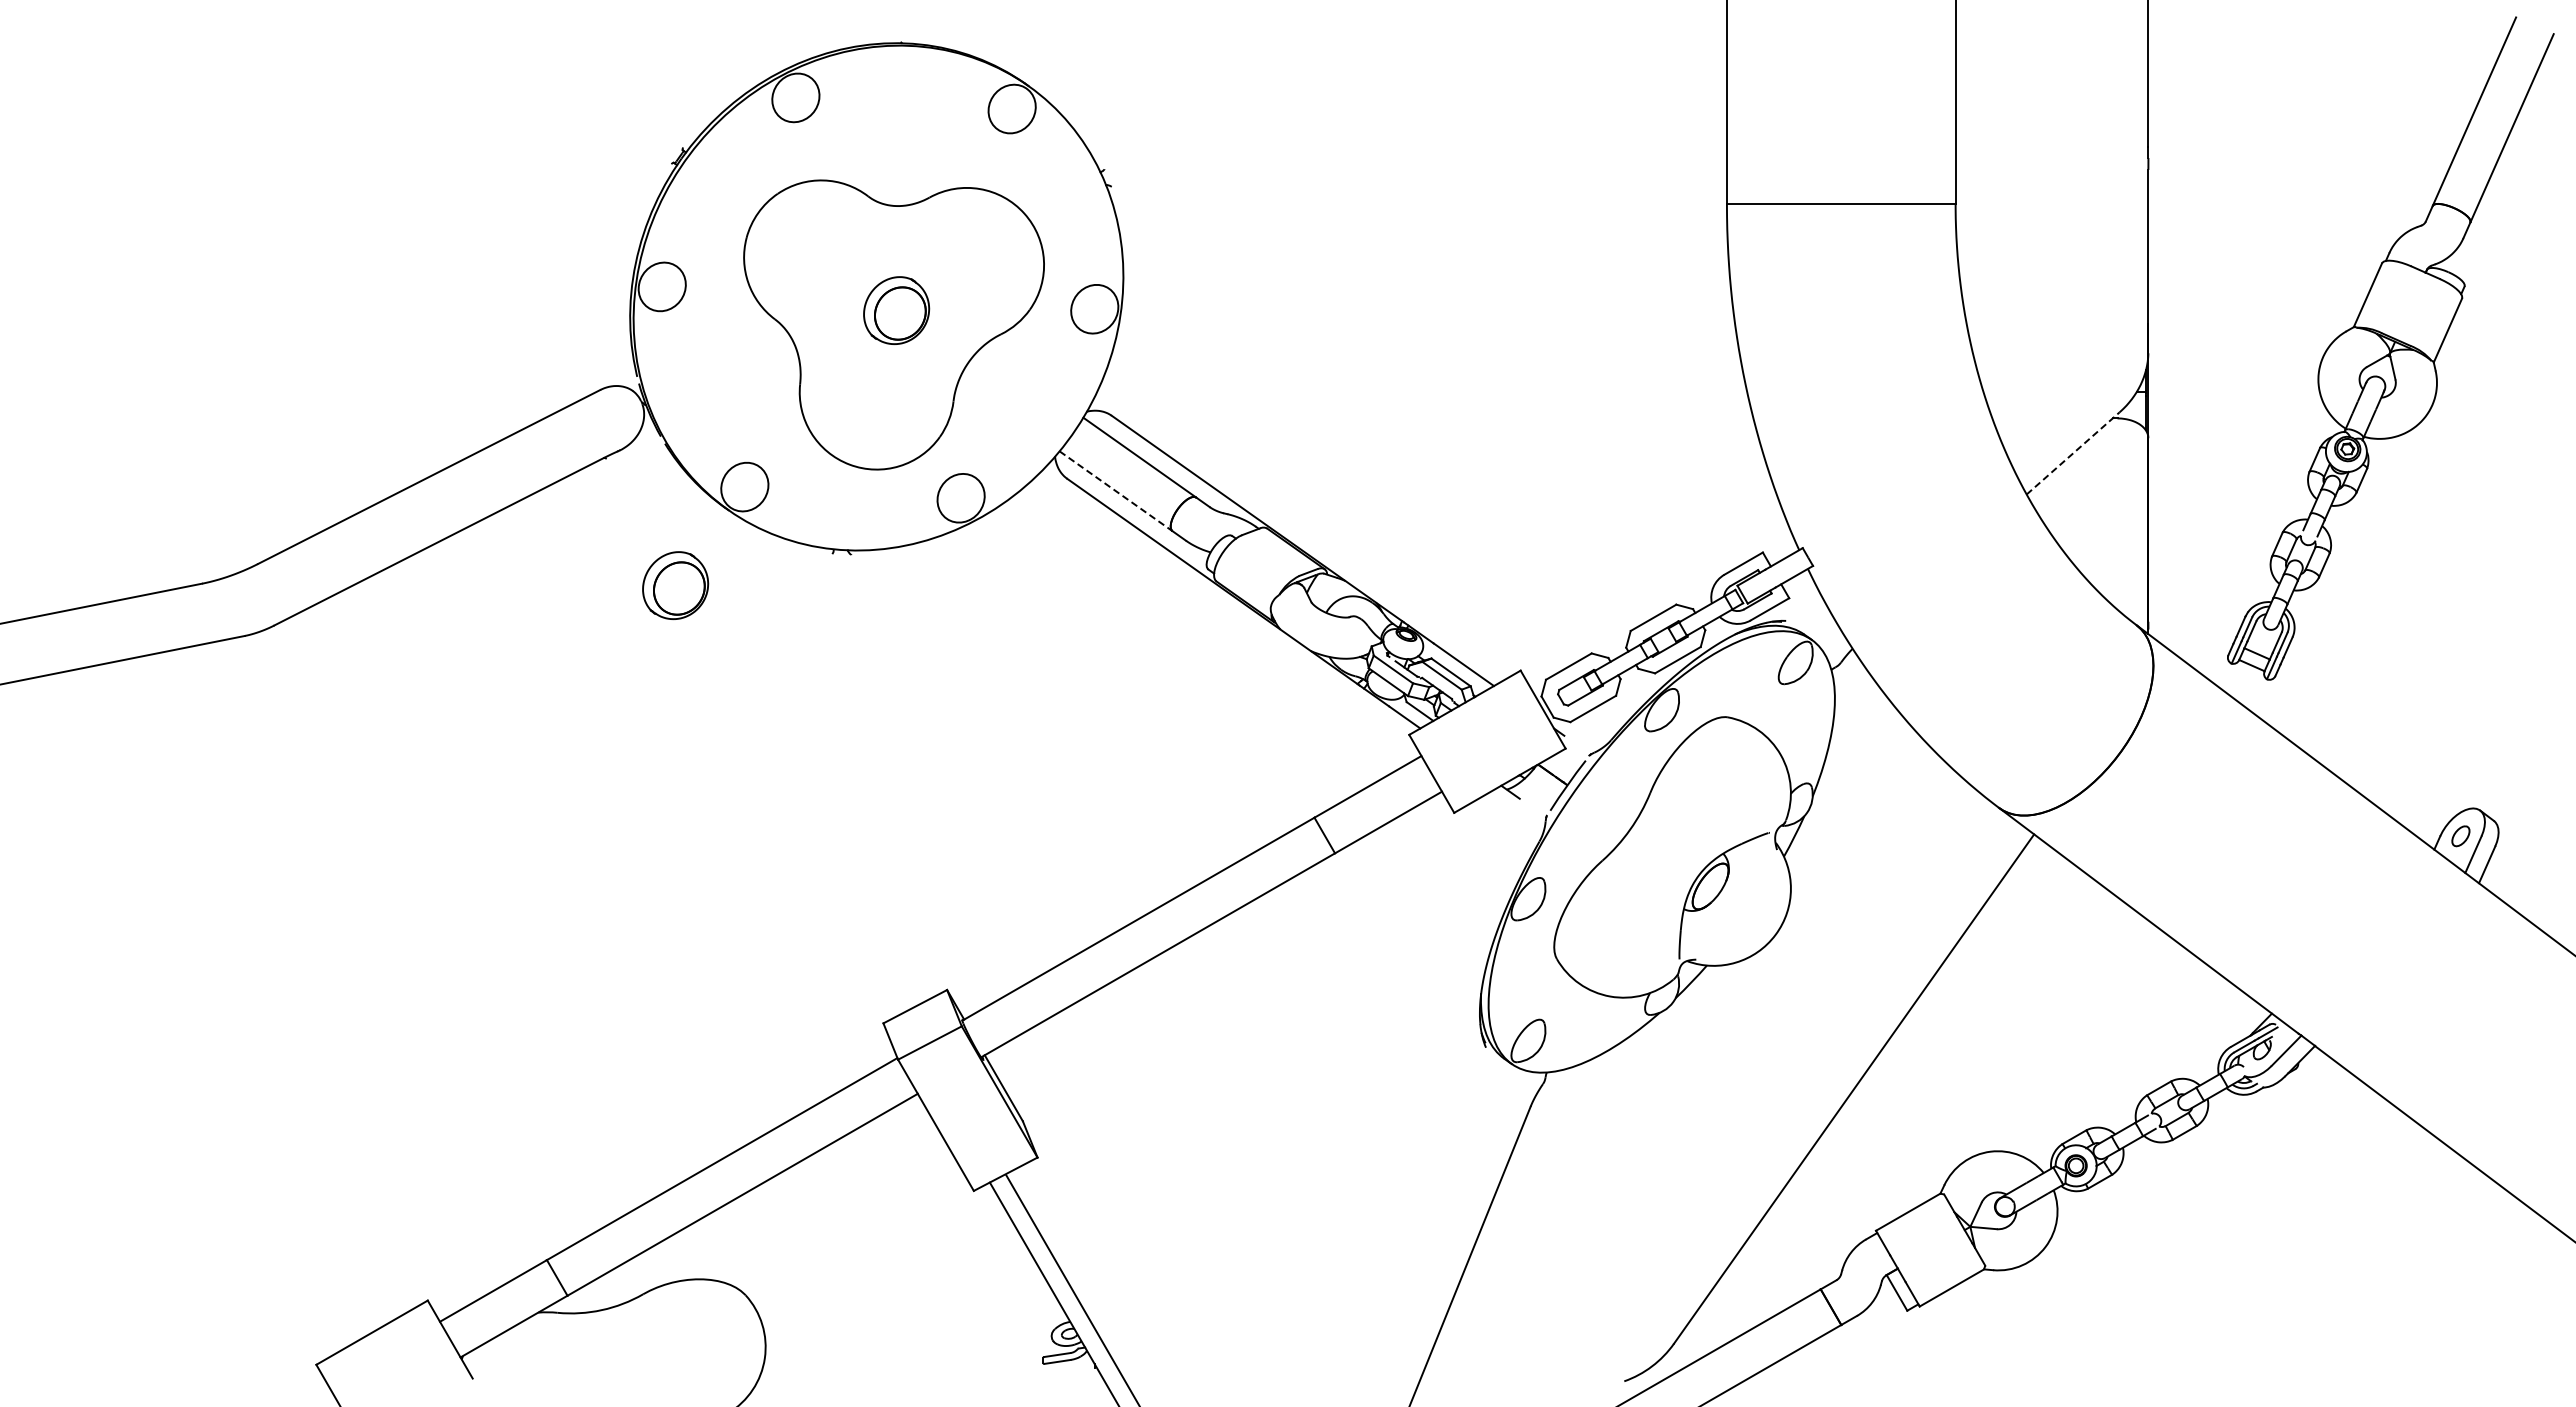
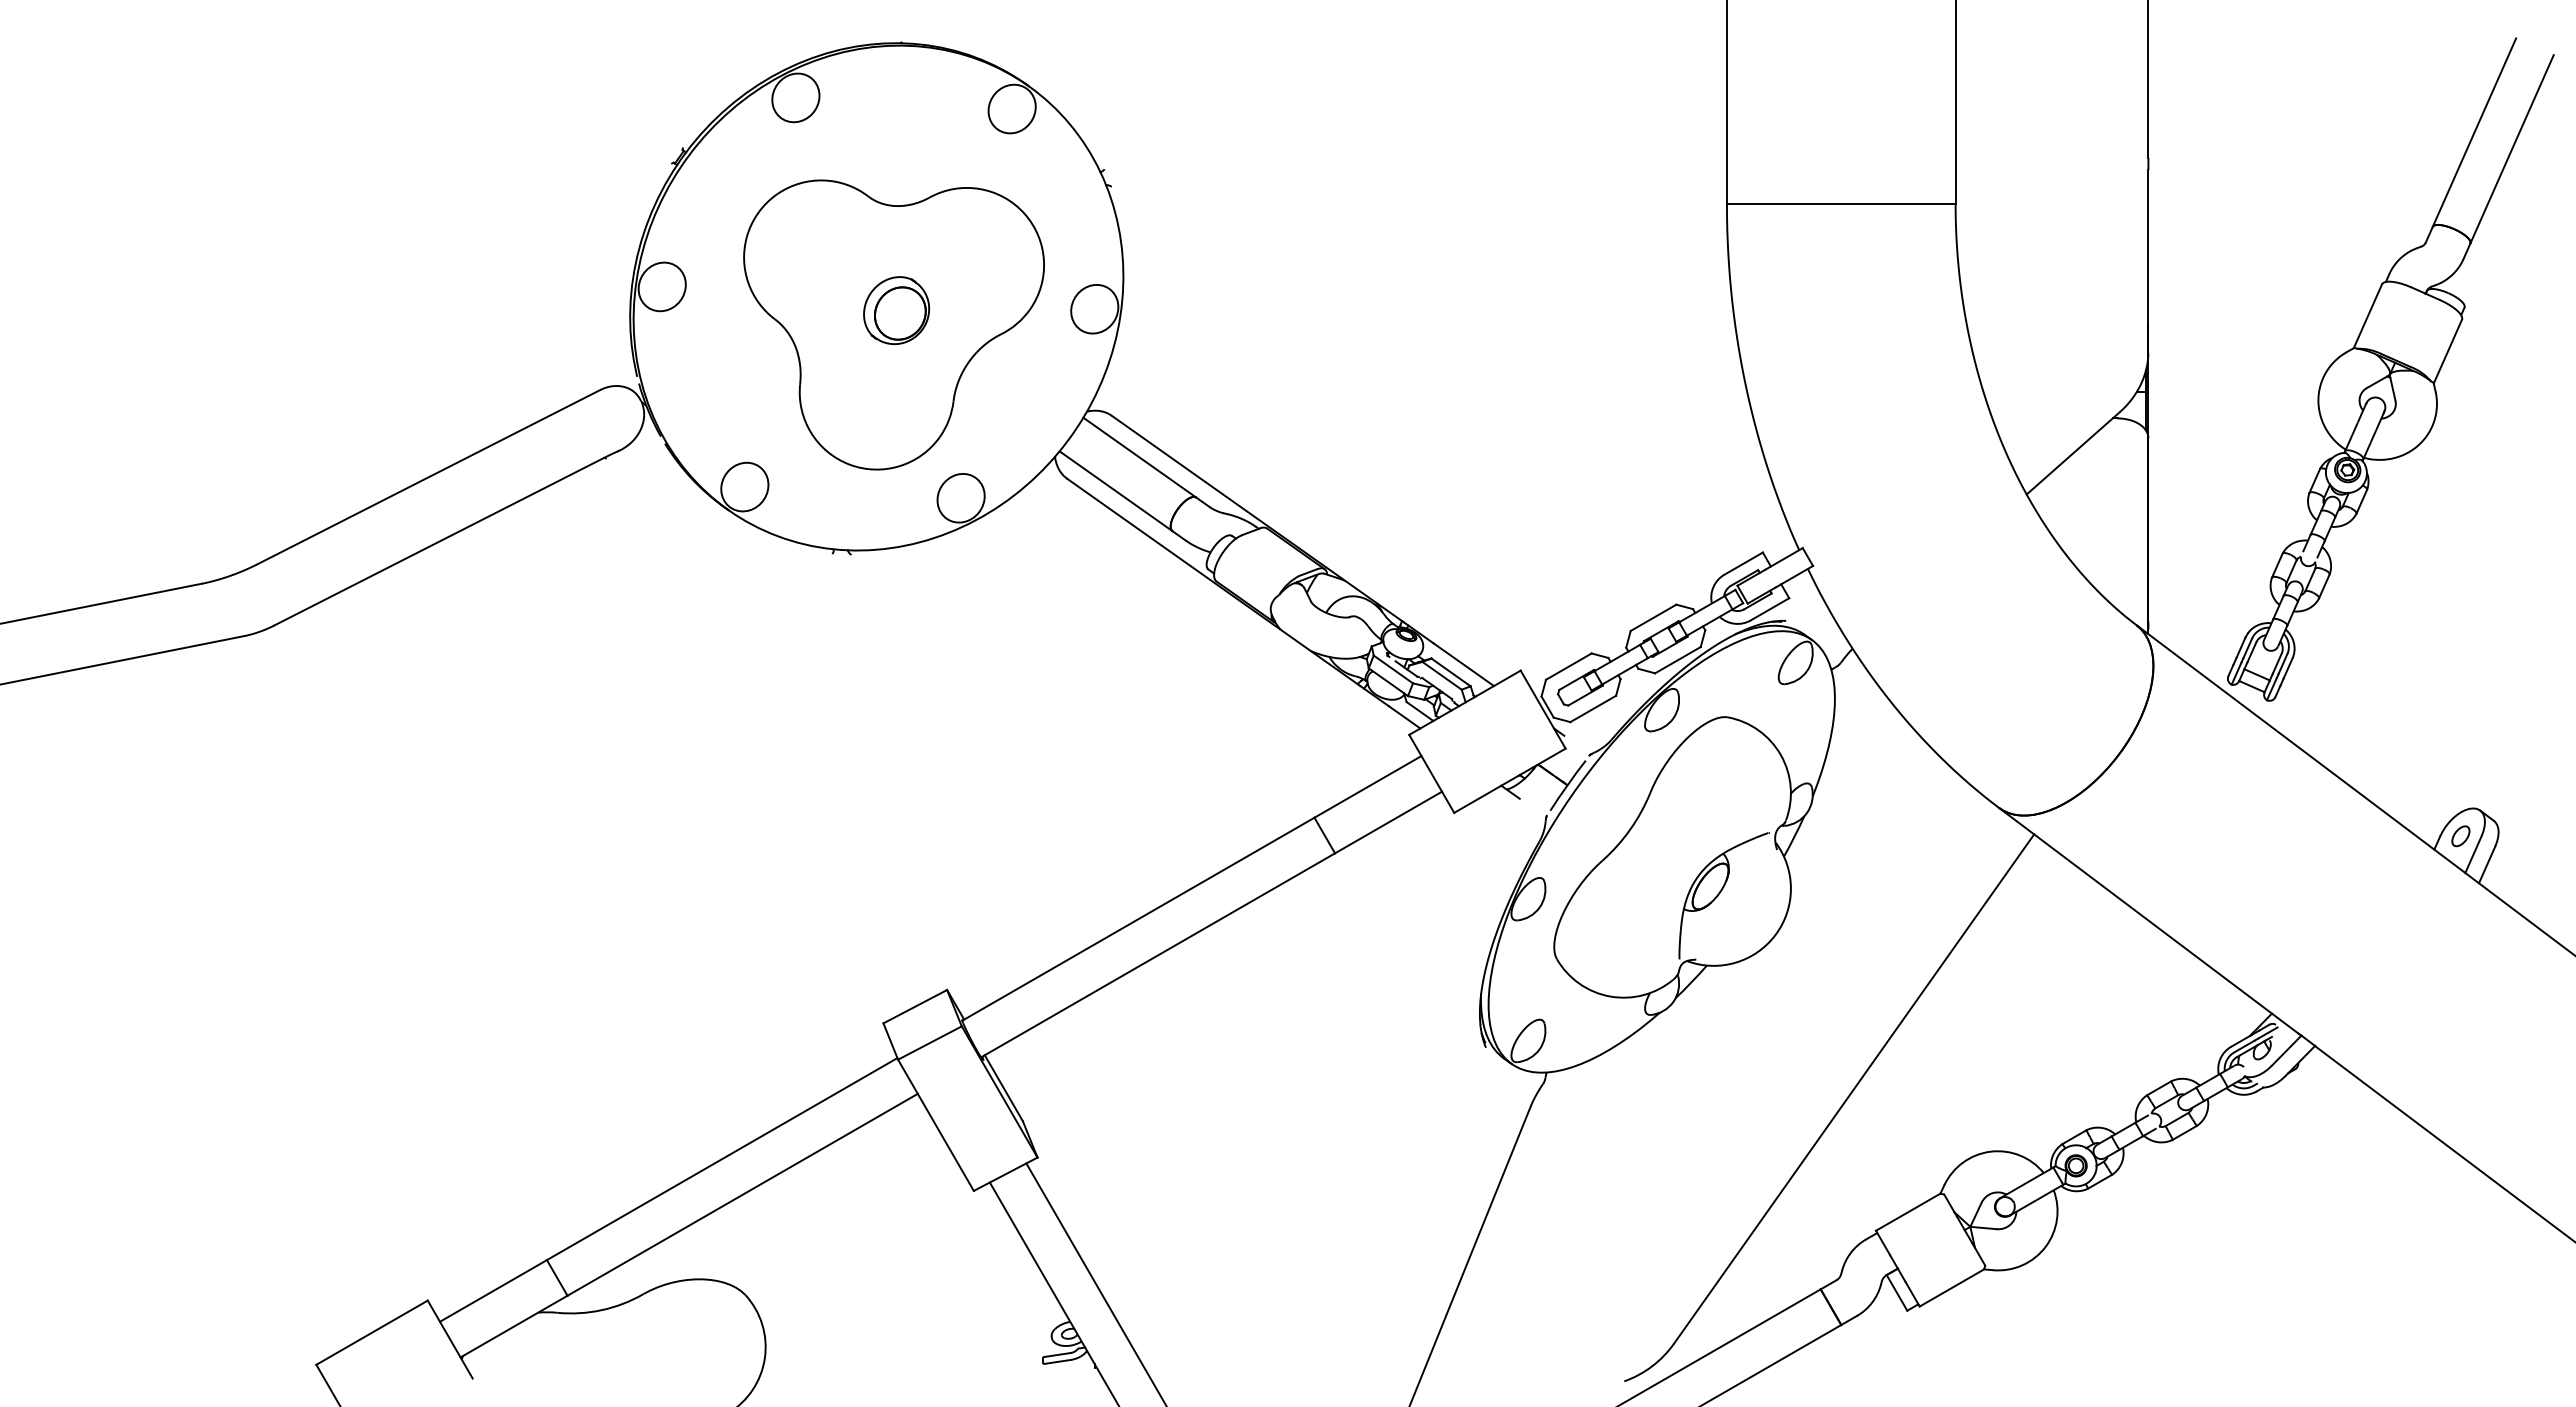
part position: (2390, 348) -> (2390, 369) (2390, 369)
line: dashed -> solid (2073, 453)
line: dashed -> solid (1116, 491)
part: present -> none (675, 585)
line position: (1071, 1289) -> (1095, 1283) (1095, 1283)
